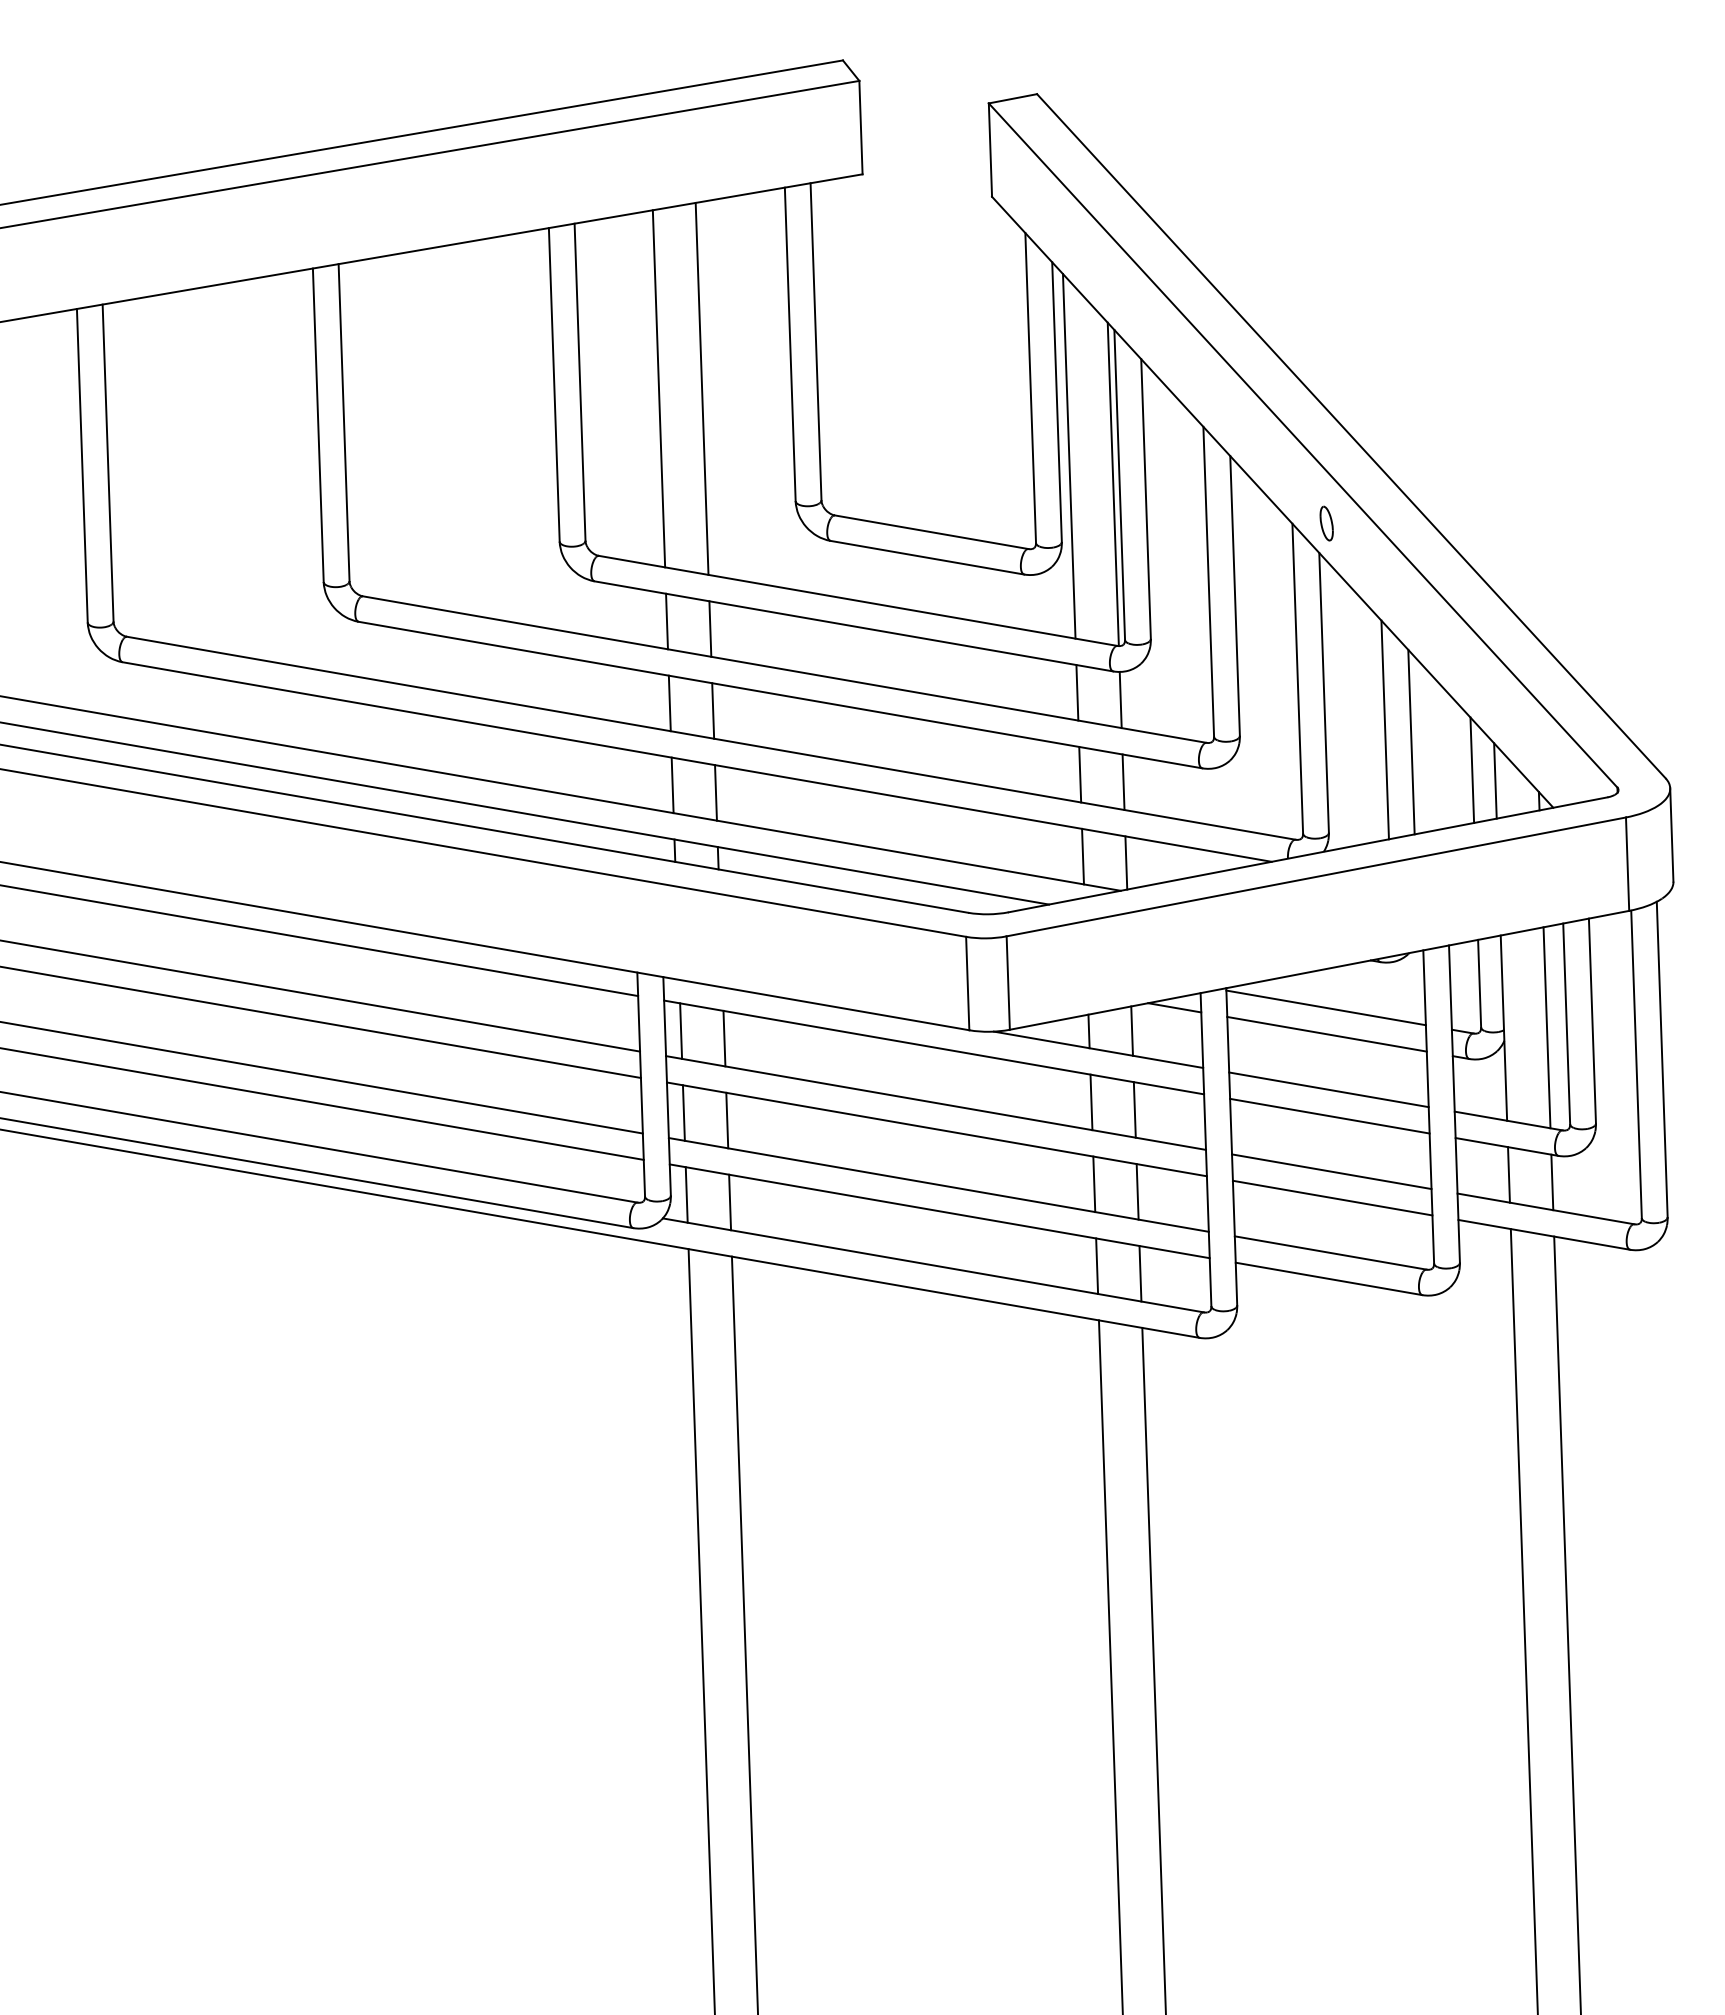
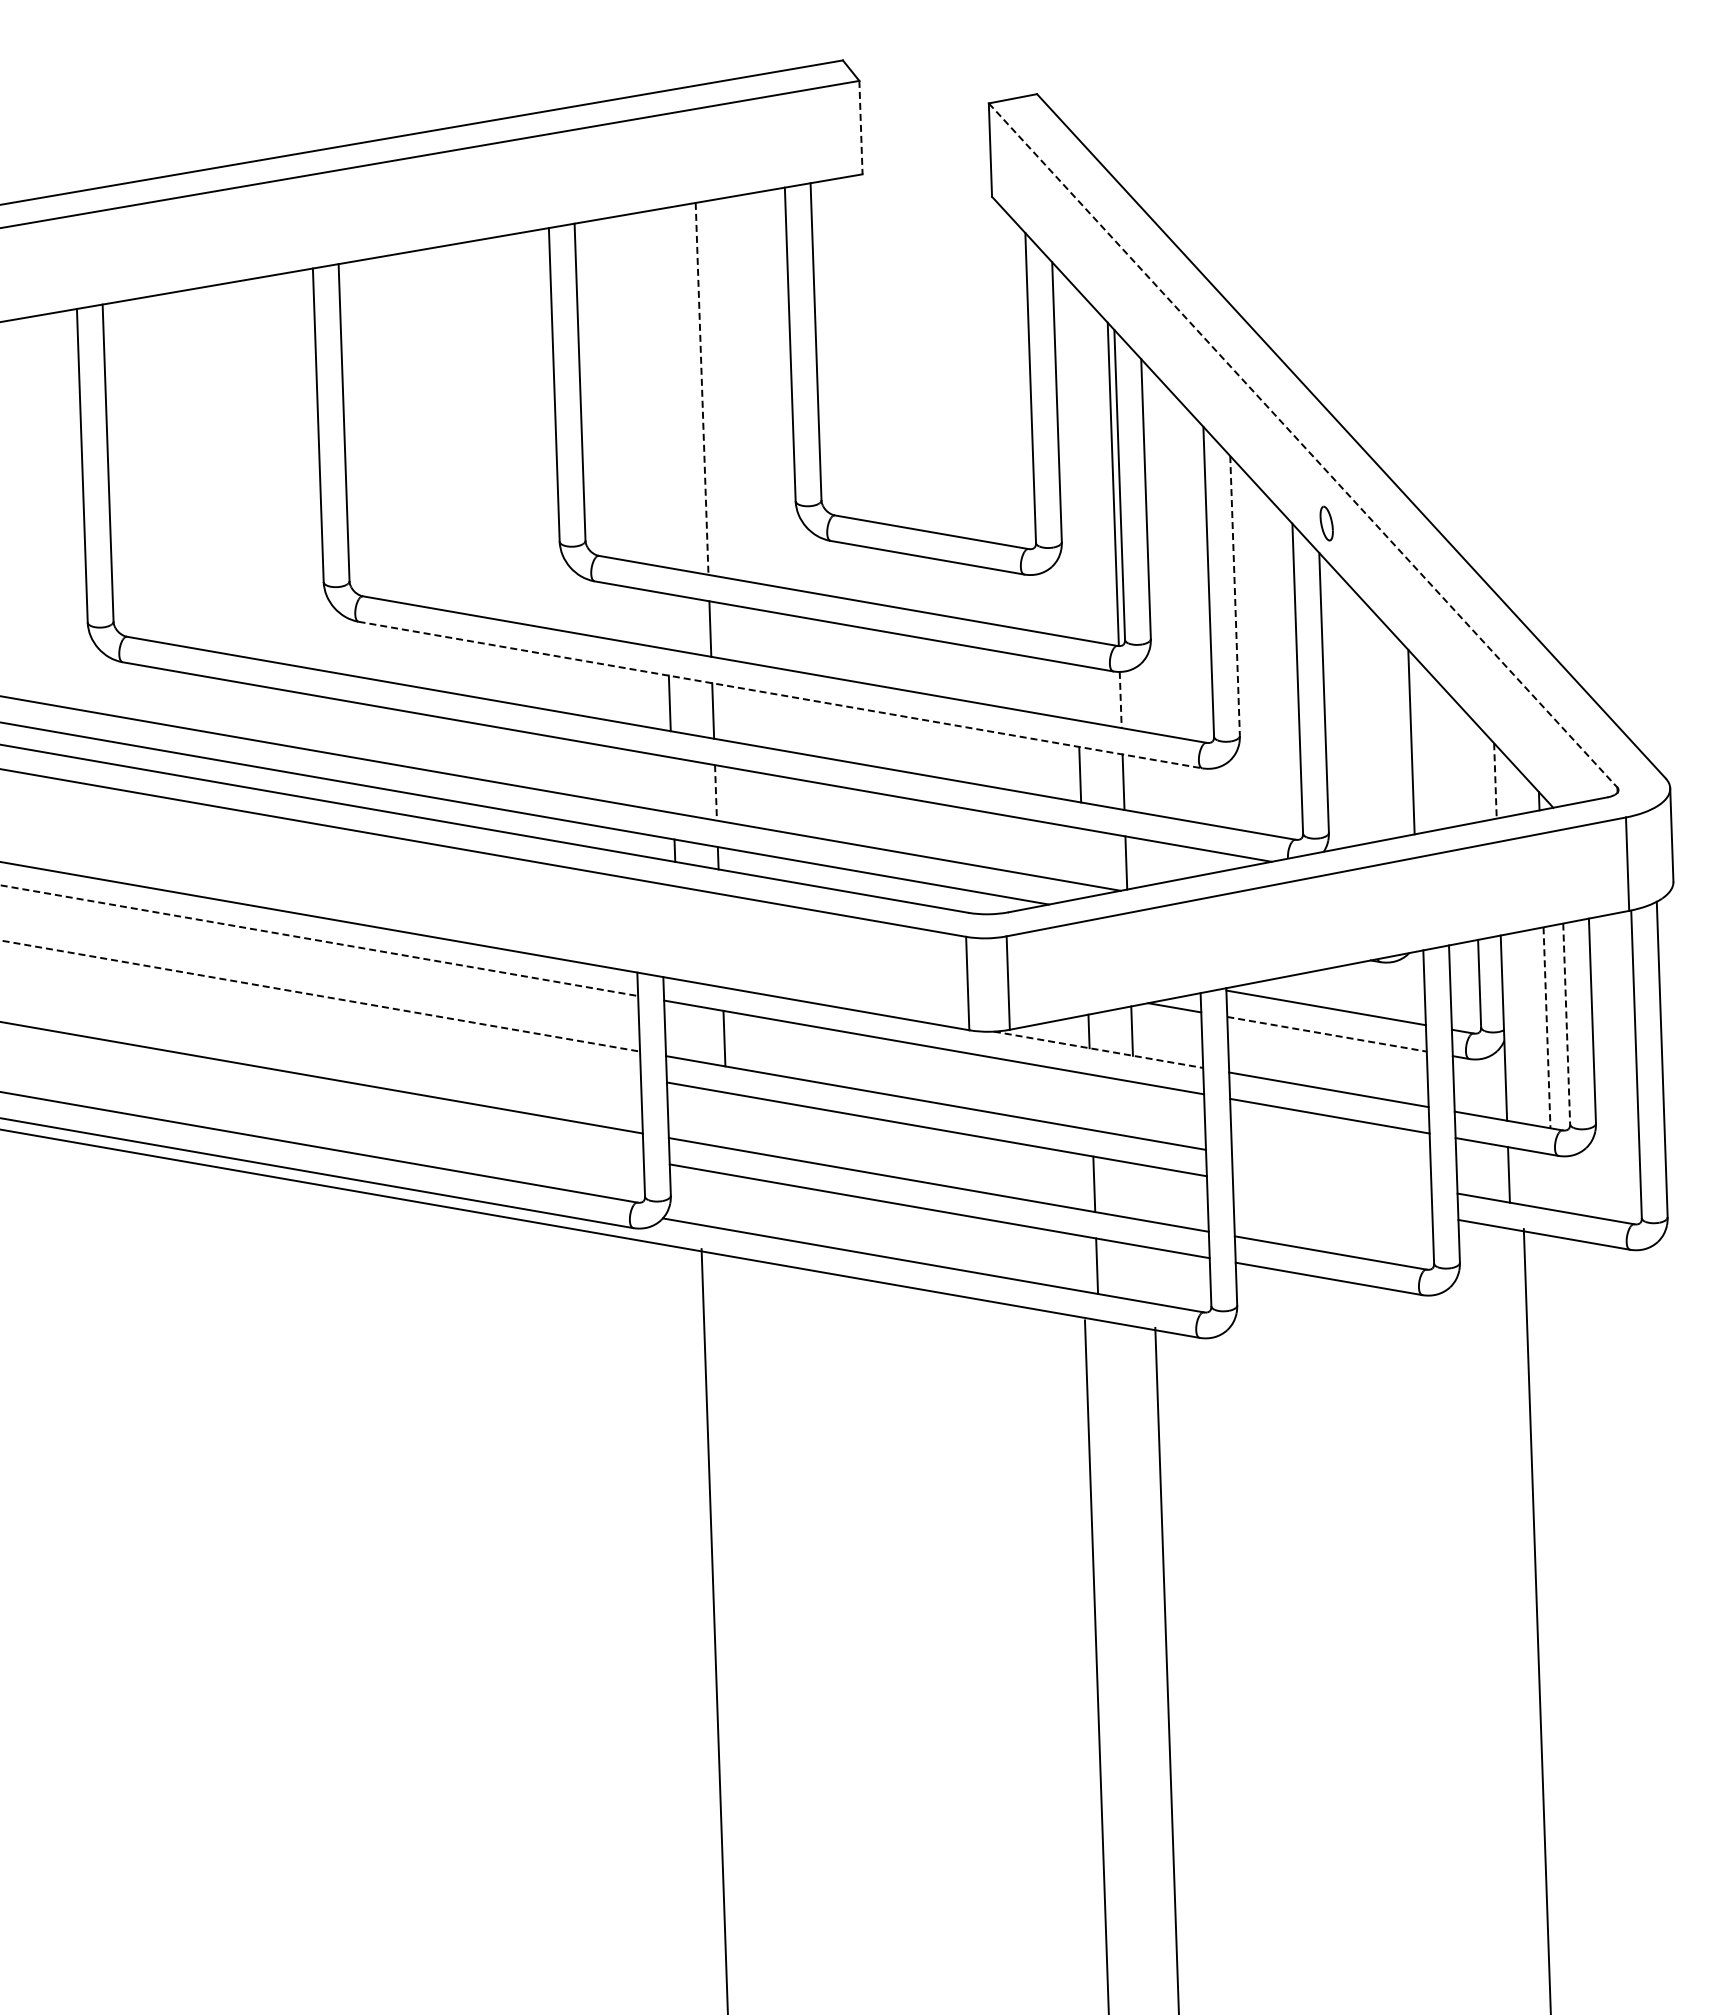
line: solid -> dashed (860, 127)
line: present -> none (658, 388)
line: solid -> dashed (702, 389)
line: solid -> dashed (1303, 445)
line: present -> none (1068, 456)
line: solid -> dashed (1235, 595)
line: present -> none (666, 621)
line: present -> none (1077, 692)
line: solid -> dashed (780, 695)
line: solid -> dashed (1120, 700)
line: present -> none (1384, 729)
line: present -> none (1472, 769)
line: solid -> dashed (1495, 780)
line: present -> none (672, 785)
line: solid -> dashed (715, 792)
line: present -> none (1082, 856)
line: solid -> dashed (319, 940)
line: solid -> dashed (320, 996)
line: present -> none (321, 1022)
line: solid -> dashed (1566, 1024)
line: solid -> dashed (1547, 1027)
line: present -> none (681, 1030)
line: solid -> dashed (1327, 1034)
line: solid -> dashed (1099, 1049)
line: present -> none (1091, 1102)
line: present -> none (322, 1103)
line: present -> none (1134, 1109)
line: present -> none (683, 1112)
line: present -> none (727, 1120)
line: present -> none (1331, 1171)
line: present -> none (1552, 1182)
line: present -> none (1137, 1191)
line: present -> none (686, 1194)
line: present -> none (1332, 1197)
line: present -> none (730, 1202)
line: present -> none (1140, 1273)
line position: (1523, 1620) -> (1536, 1620) (1536, 1620)
line: present -> none (1567, 1623)
line position: (701, 1630) -> (714, 1630) (714, 1630)
line: present -> none (744, 1633)
line position: (1110, 1665) -> (1096, 1665) (1096, 1665)
line position: (1153, 1669) -> (1166, 1669) (1166, 1669)
